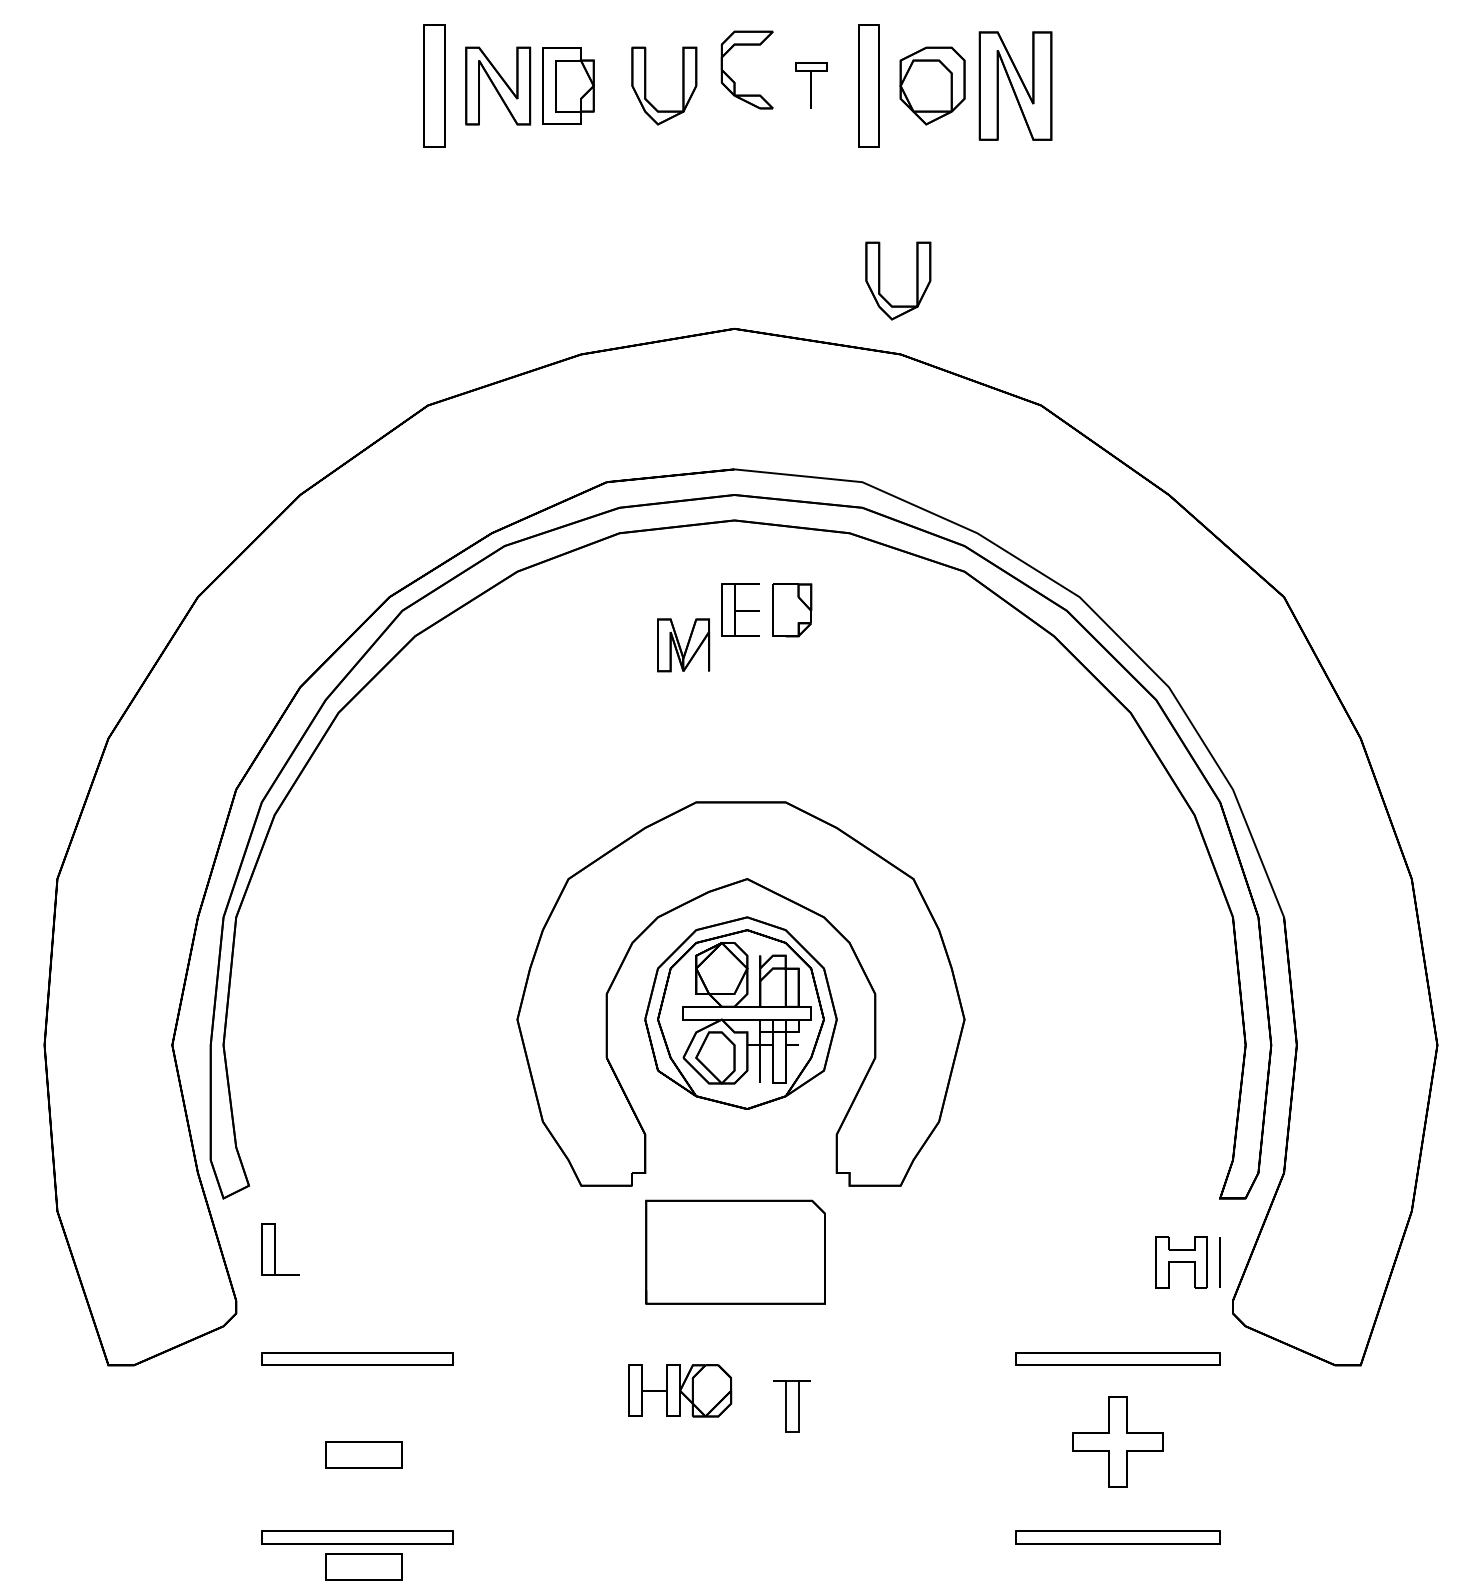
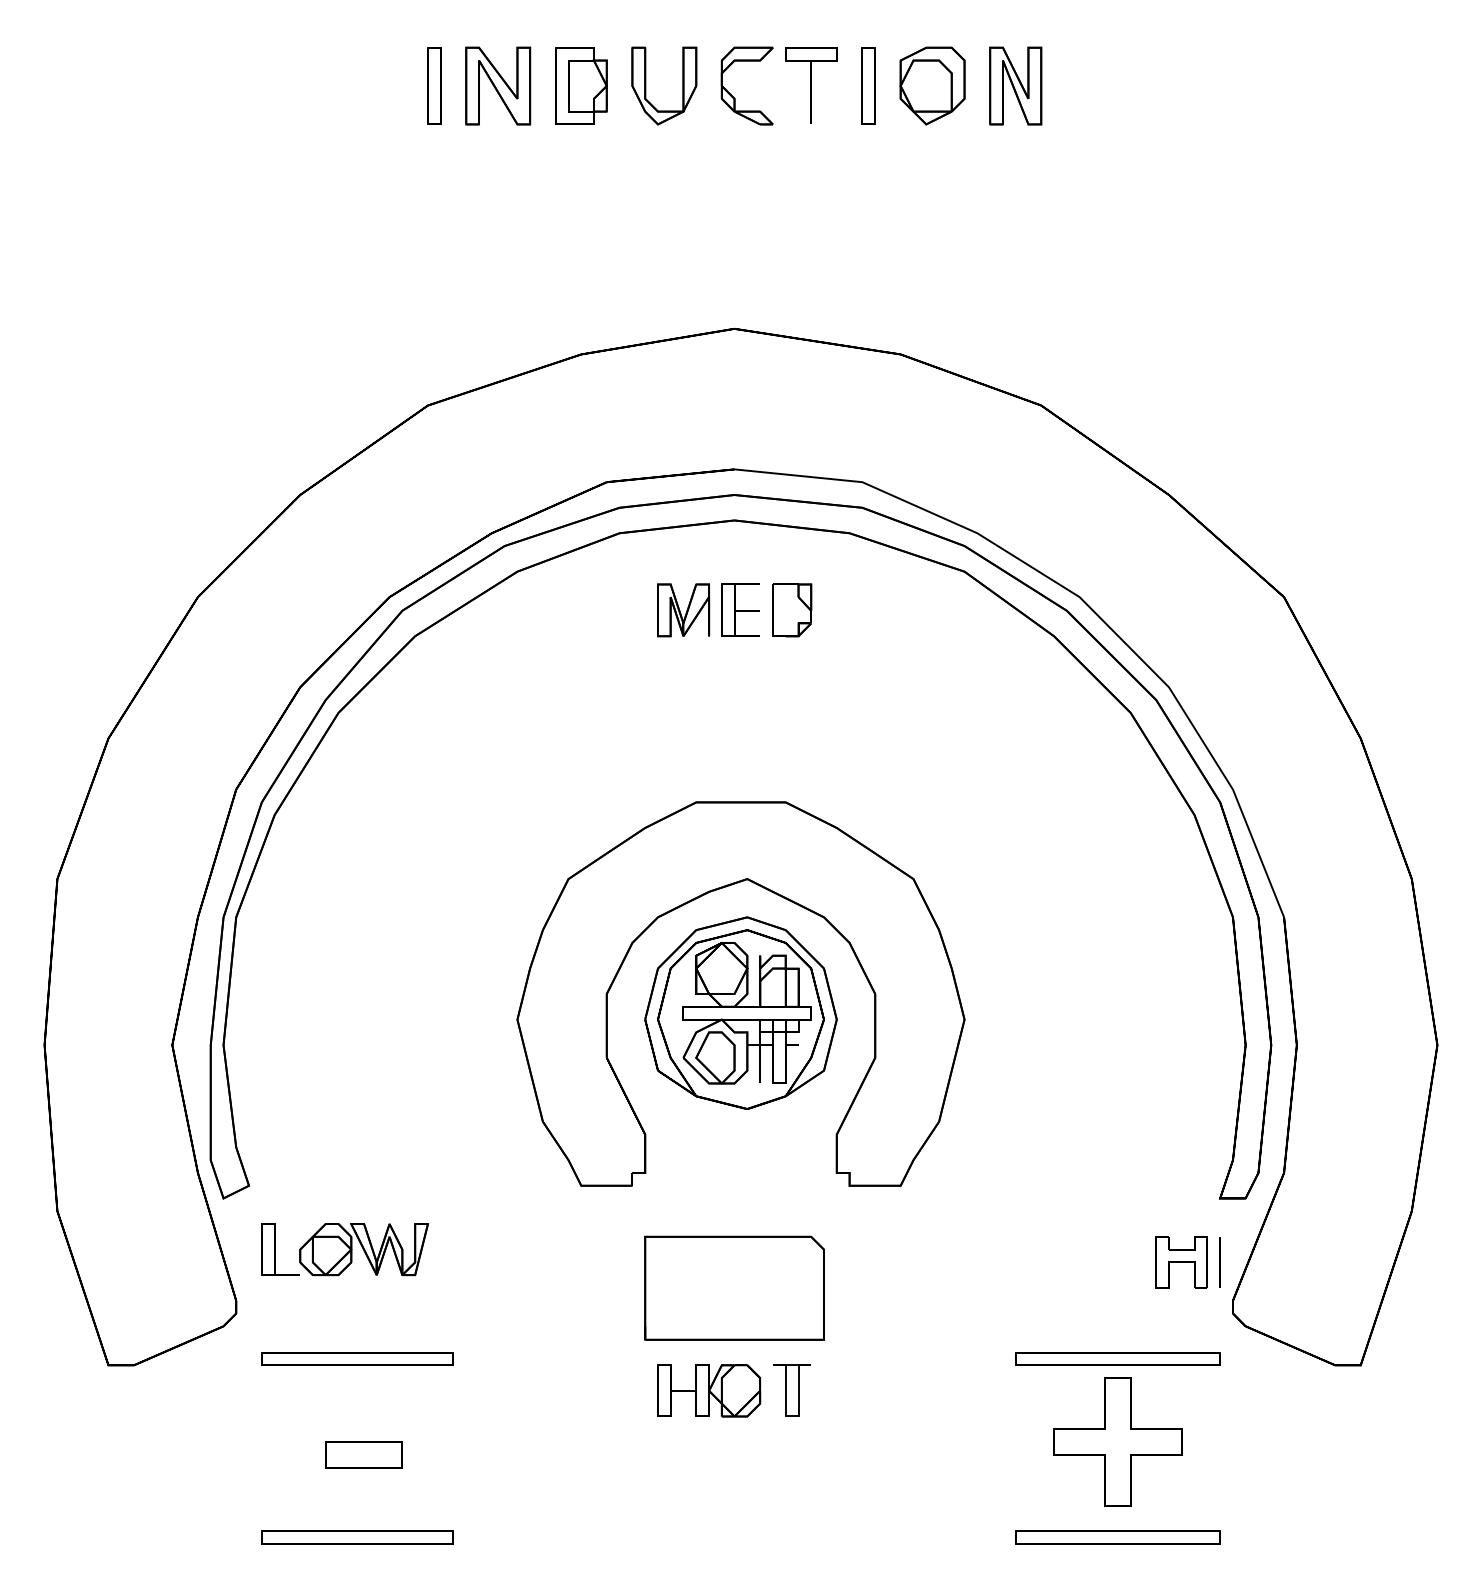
part position: (734, 81) -> (734, 97) (734, 97)
part size: 23x124 px -> 15x78 px (434, 85)
part position: (568, 85) -> (581, 85) (581, 85)
part size: 33x47 px -> 53x77 px (811, 85)
part size: 22x124 px -> 15x78 px (868, 85)
part size: 75x110 px -> 54x80 px (1015, 85)
part: present -> none (880, 280)
part position: (683, 645) -> (683, 610) (683, 610)
part: none -> present (363, 1249)
part position: (735, 1251) -> (734, 1287) (734, 1287)
part position: (680, 1390) -> (709, 1390) (709, 1390)
part position: (791, 1406) -> (791, 1390) (791, 1390)
part size: 92x92 px -> 130x130 px (1117, 1441)
part: present -> none (363, 1566)
